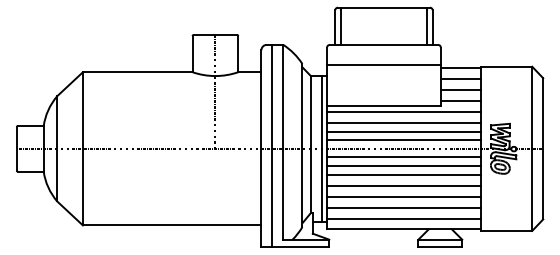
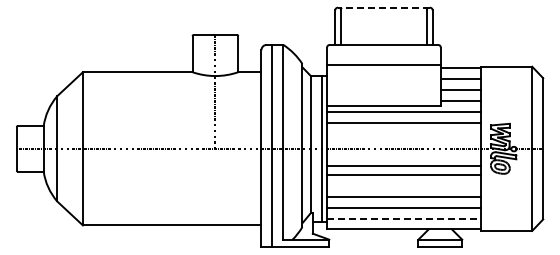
line: solid -> dashed (383, 7)
line: present -> none (404, 132)
line: present -> none (404, 140)
line: present -> none (404, 157)
line: present -> none (404, 185)
line: solid -> dashed (404, 218)
